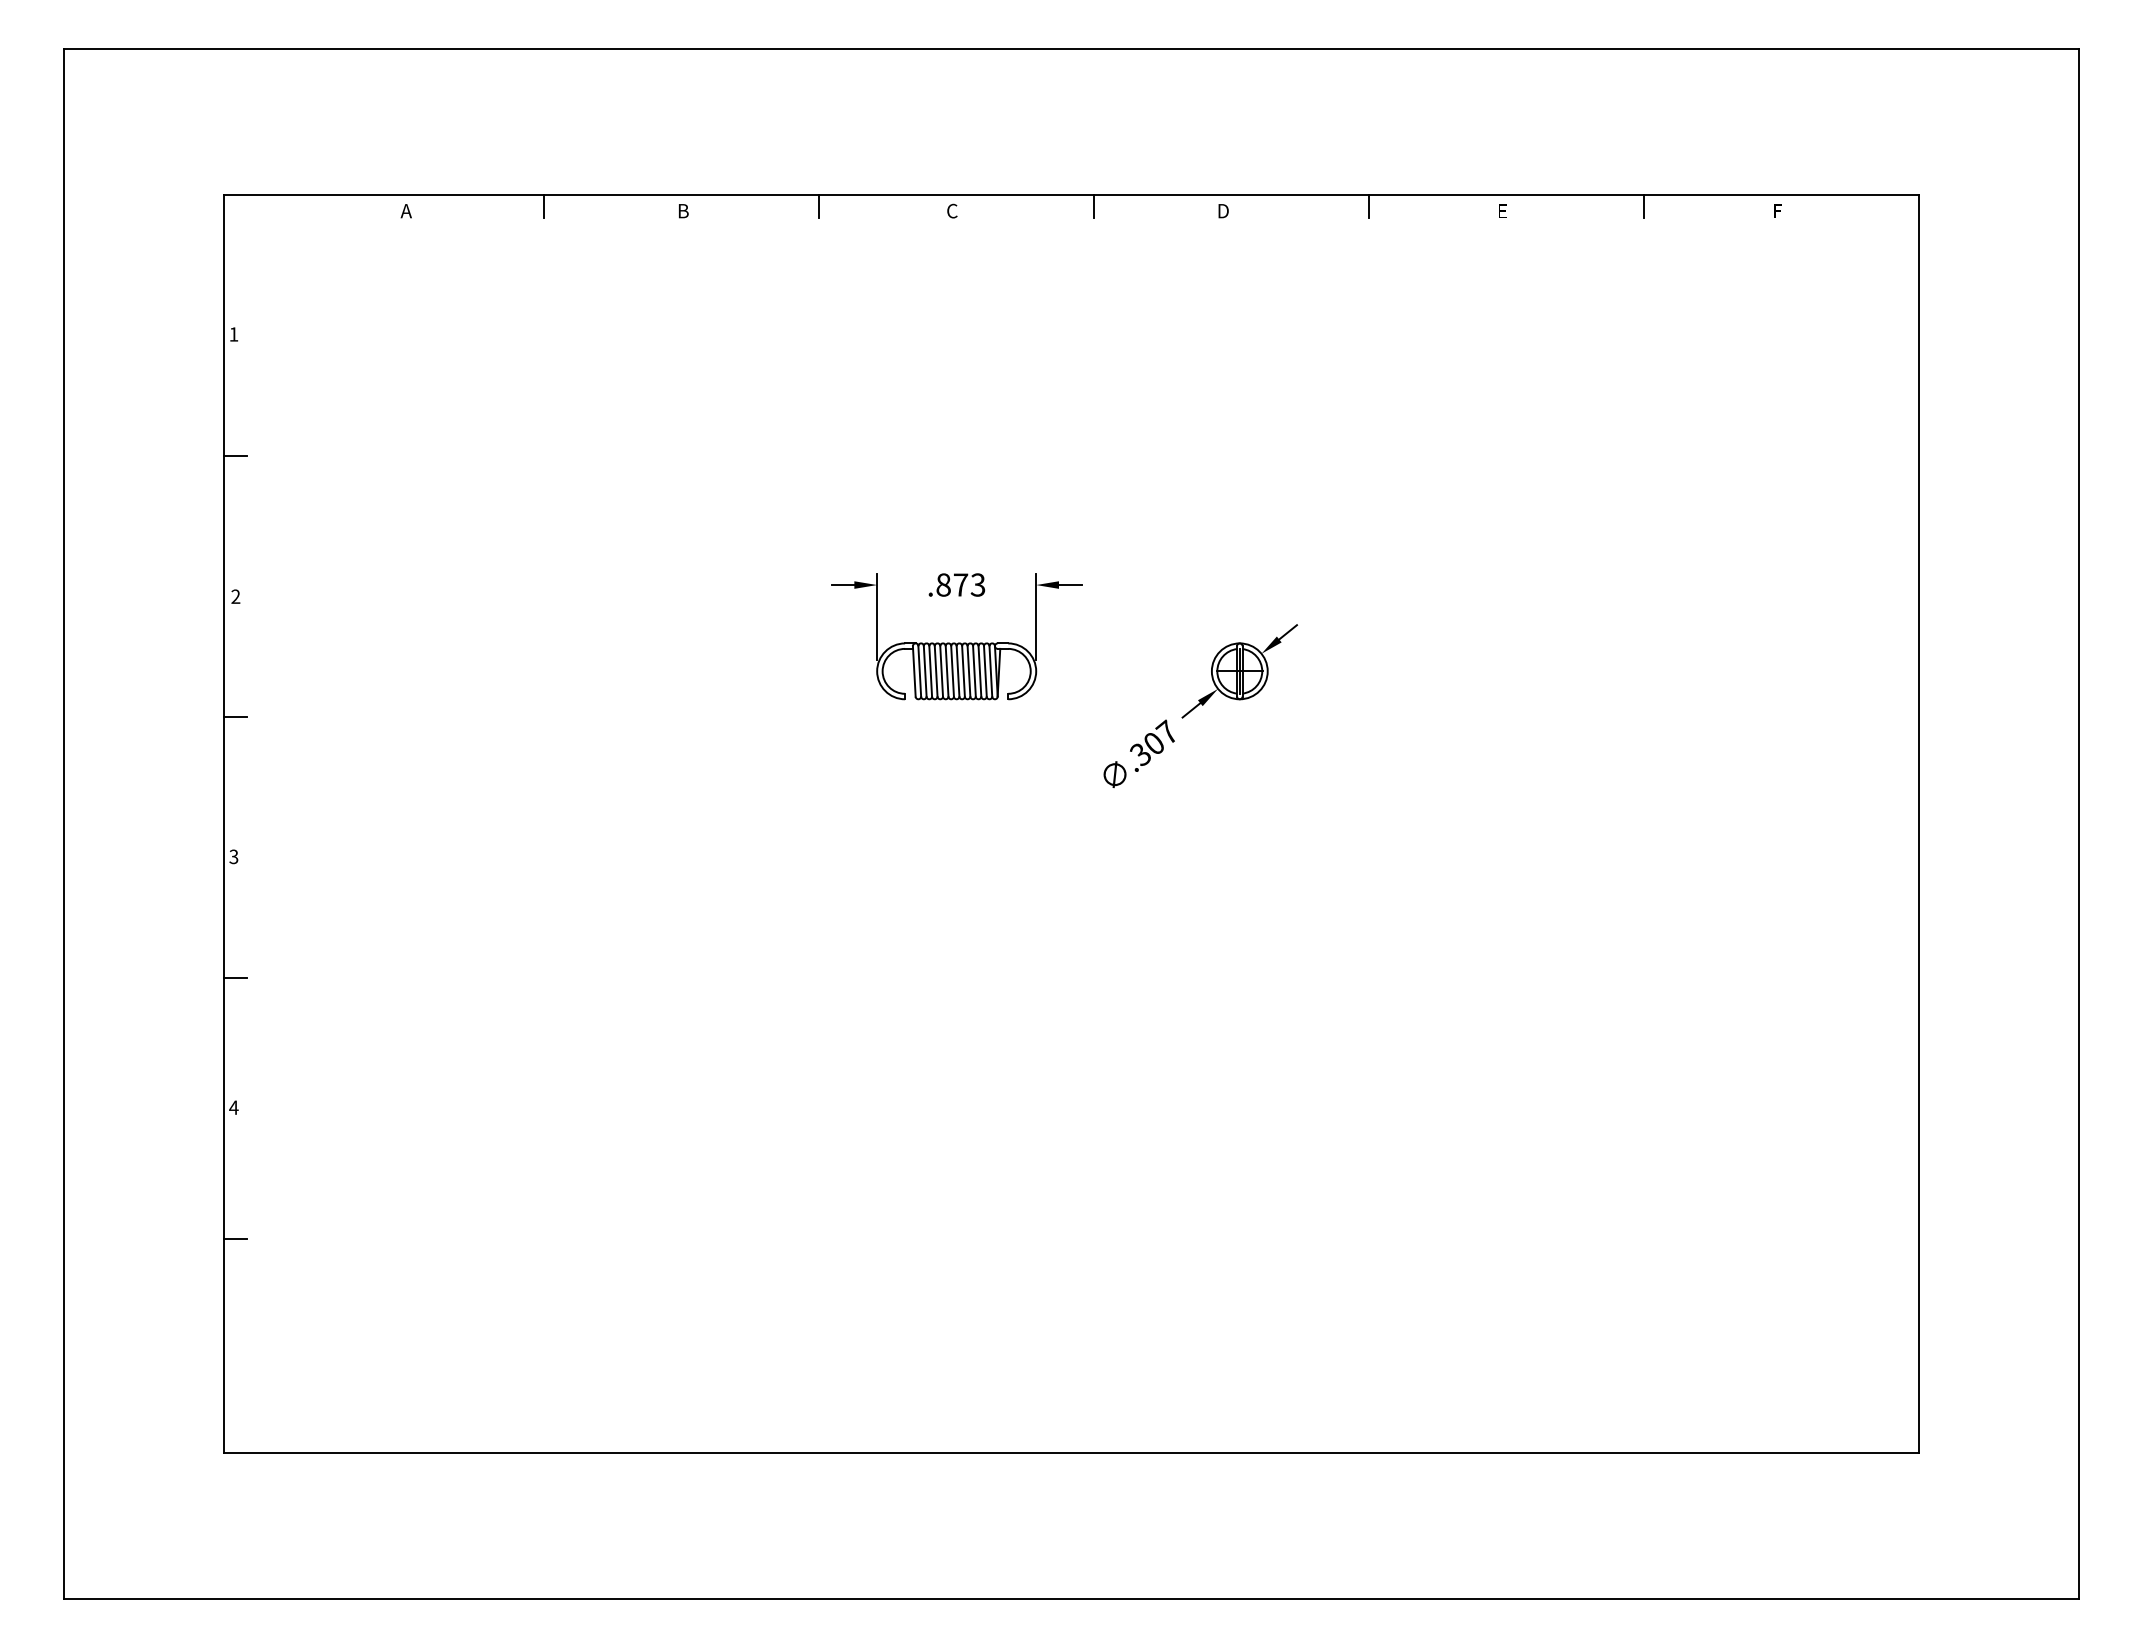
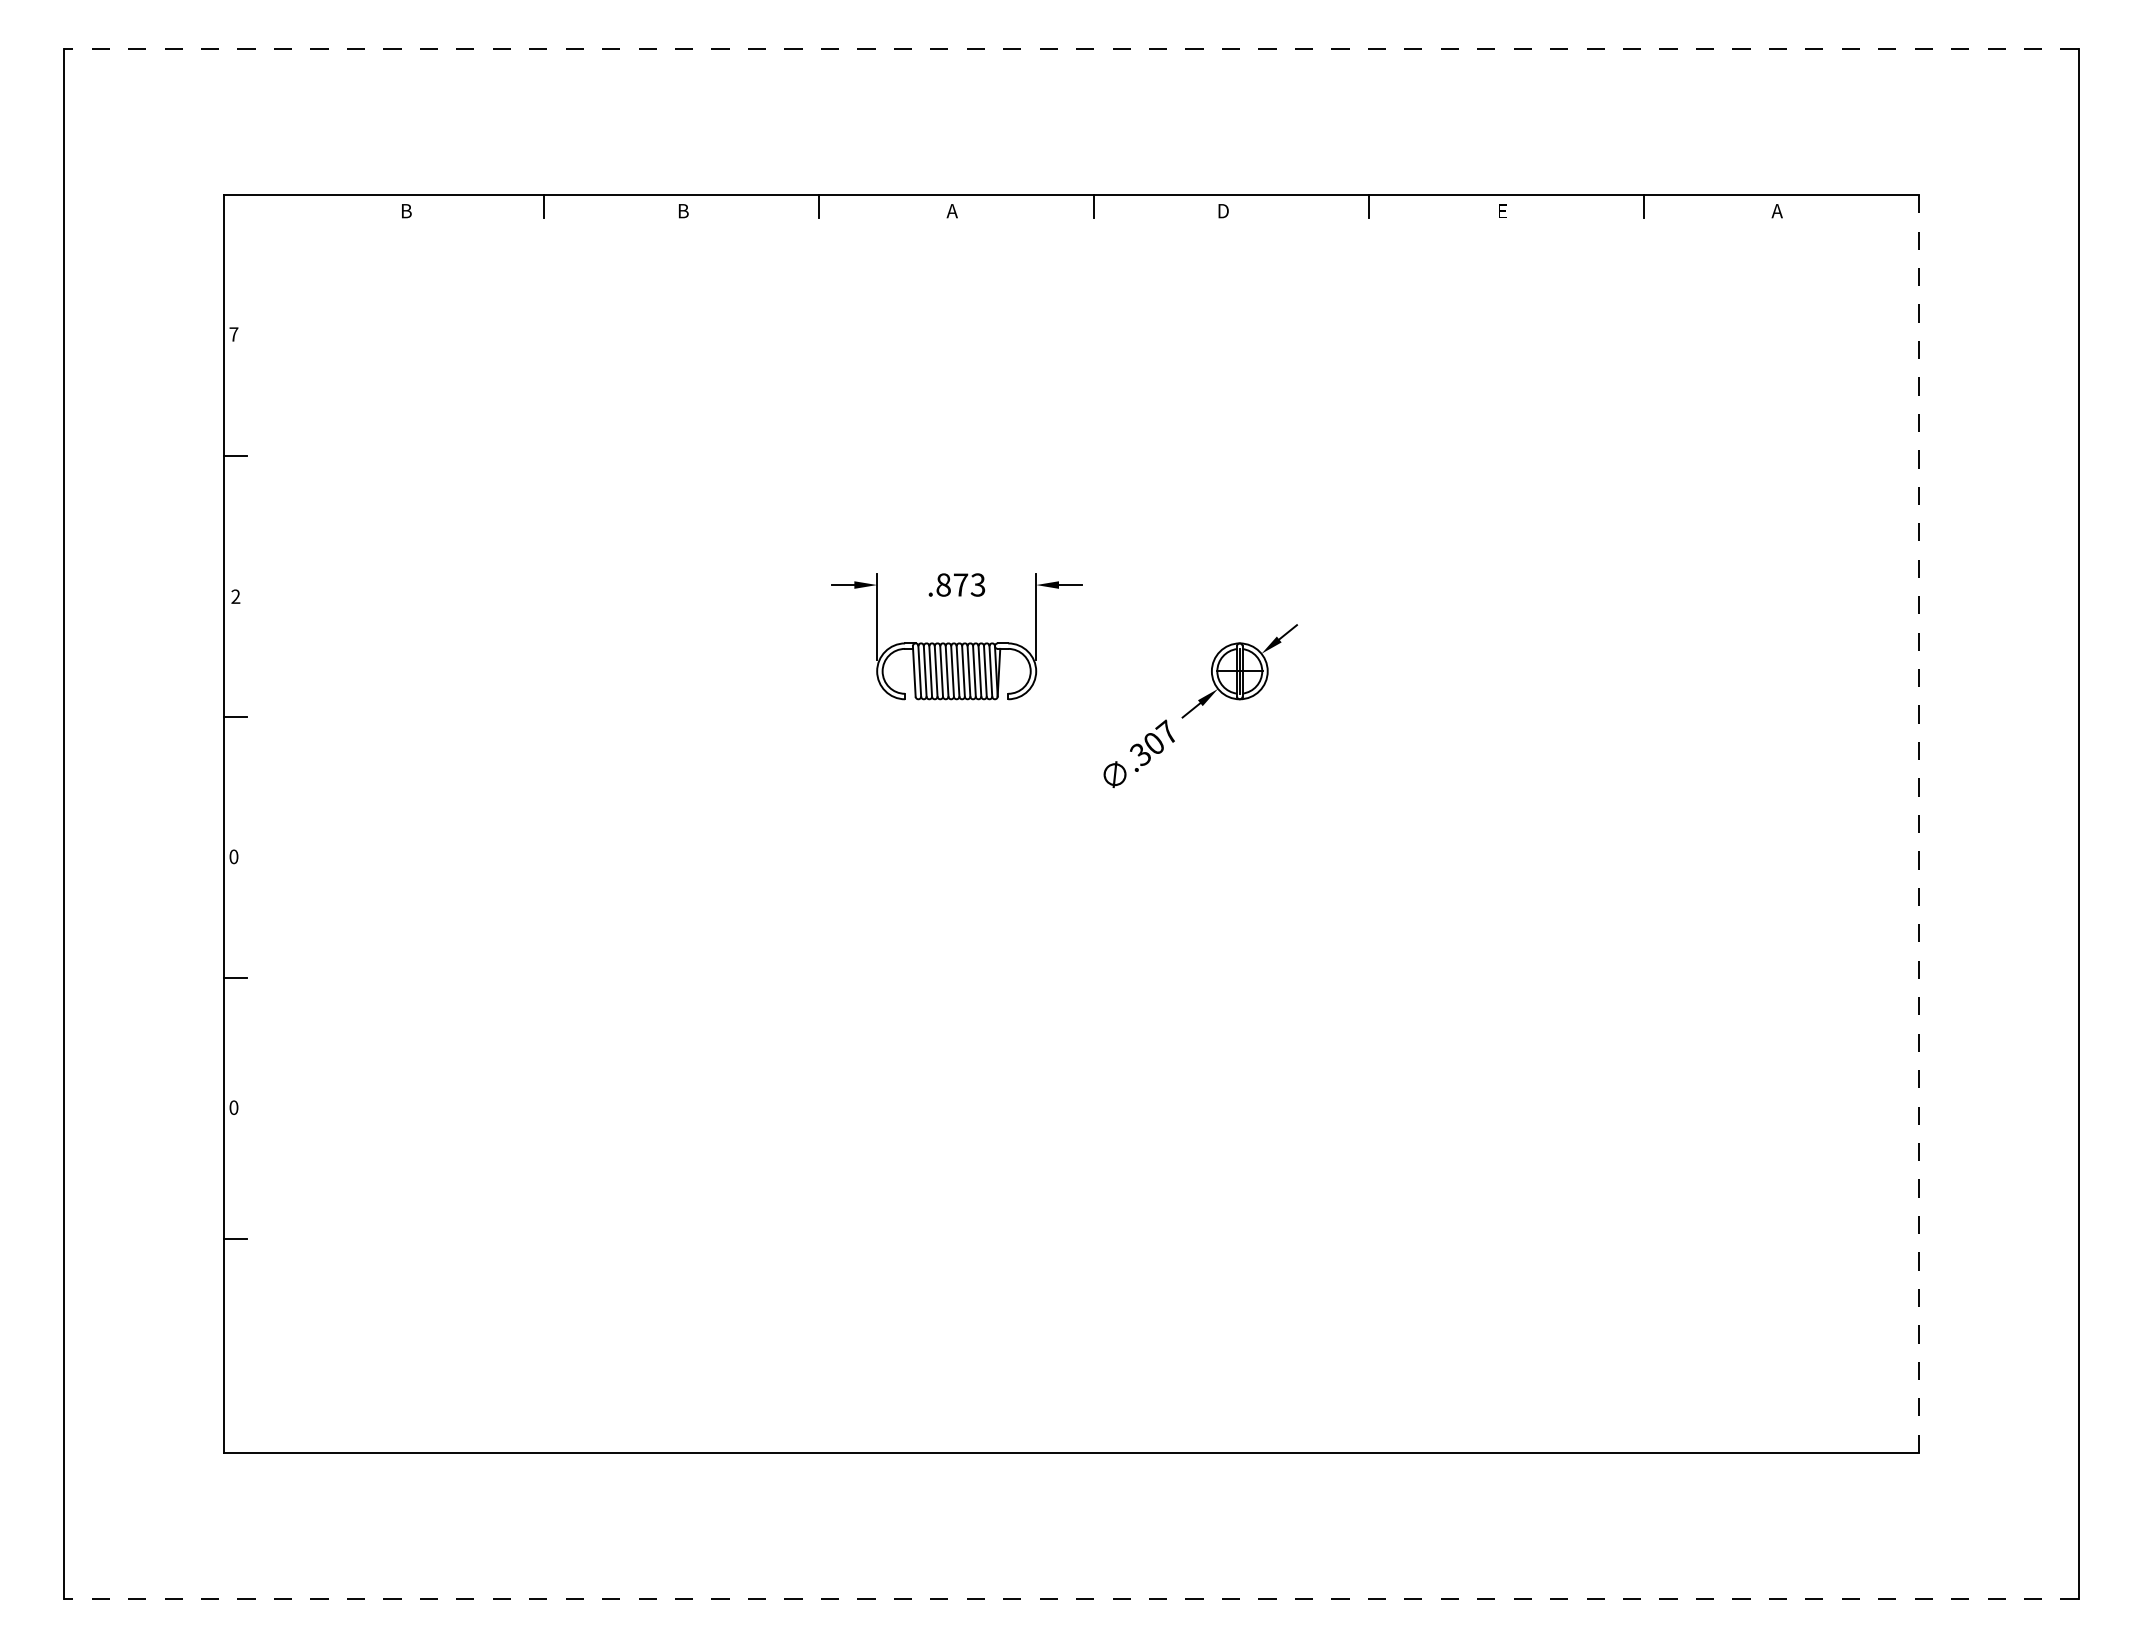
line: solid -> dashed (1071, 49)
text: C -> A (951, 210)
text: A -> B (405, 211)
text: F -> A (1776, 211)
text: 1 -> 7 (233, 334)
line: solid -> dashed (1919, 823)
text: 3 -> 0 (233, 856)
text: 4 -> 0 (233, 1107)
line: solid -> dashed (1071, 1598)
